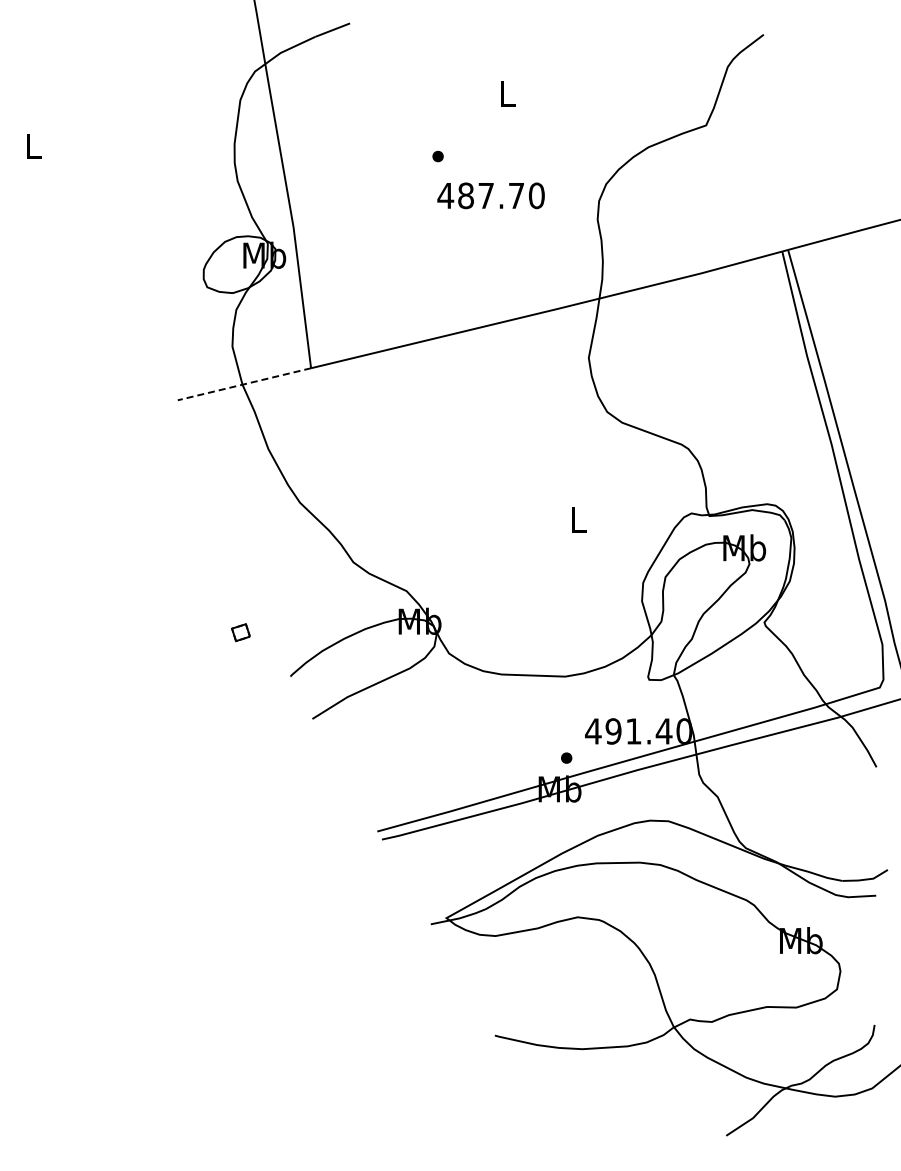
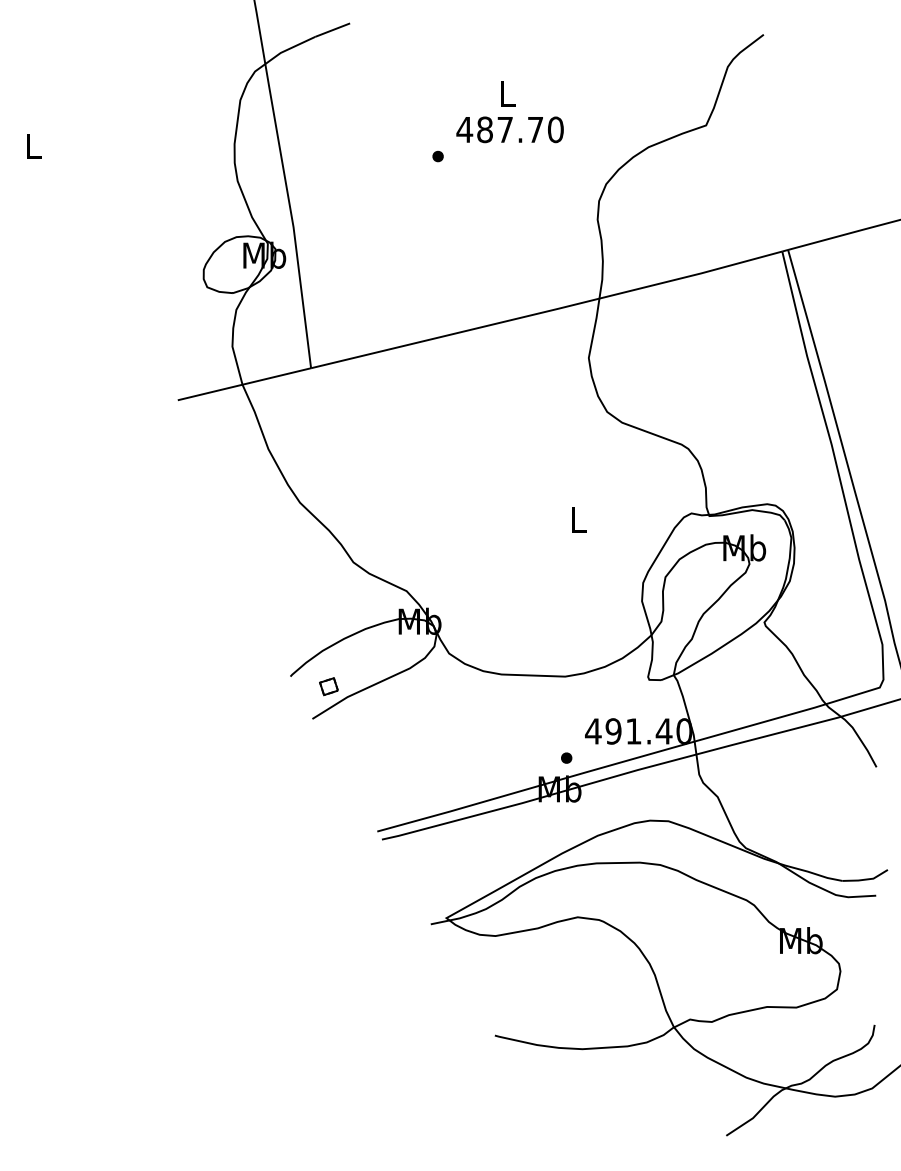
text position: (490, 195) -> (509, 129) (509, 129)
line: dashed -> solid (244, 384)
part position: (240, 632) -> (328, 686) (328, 686)
